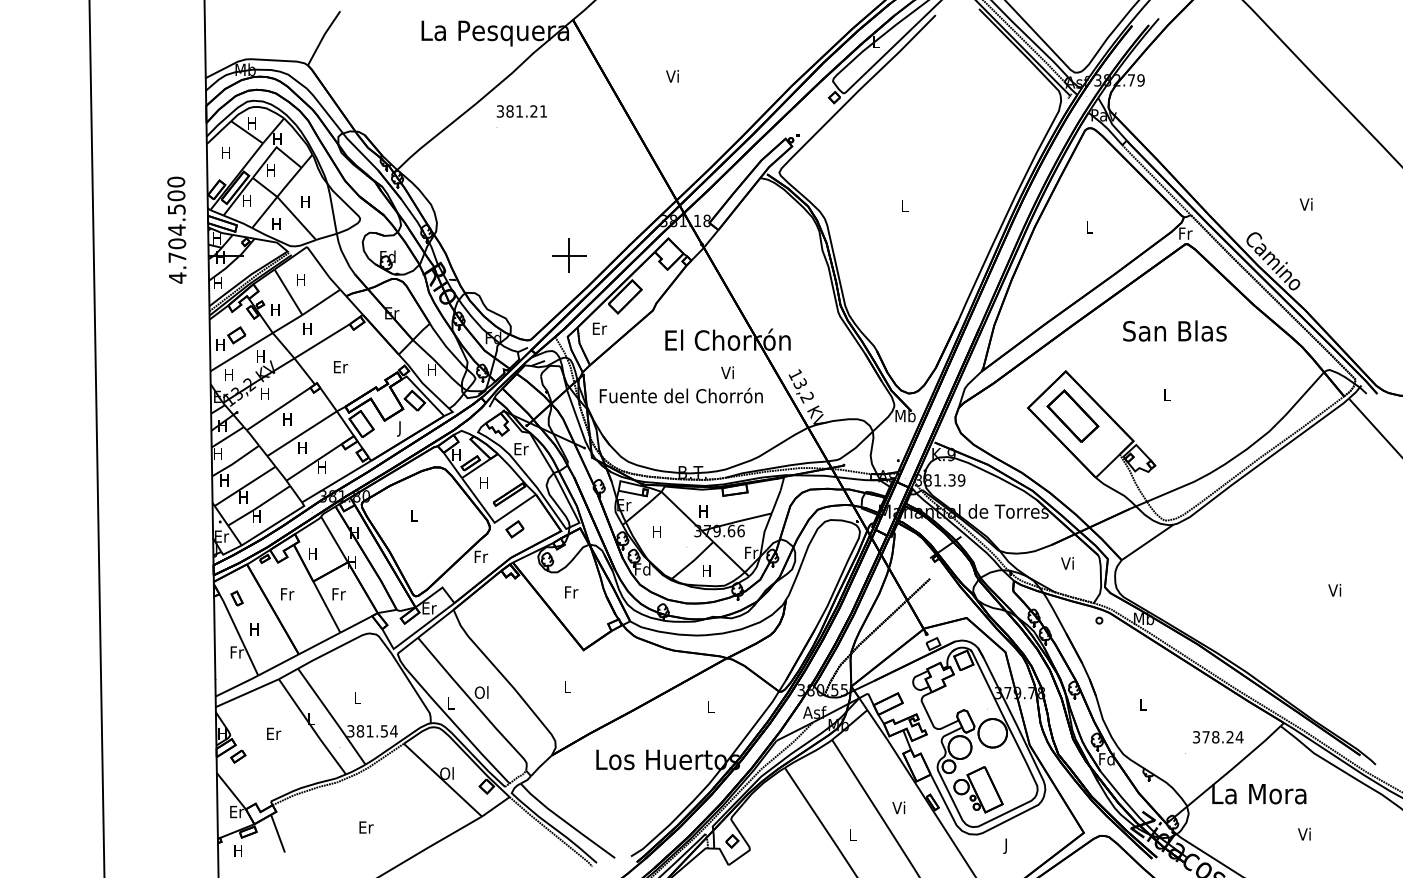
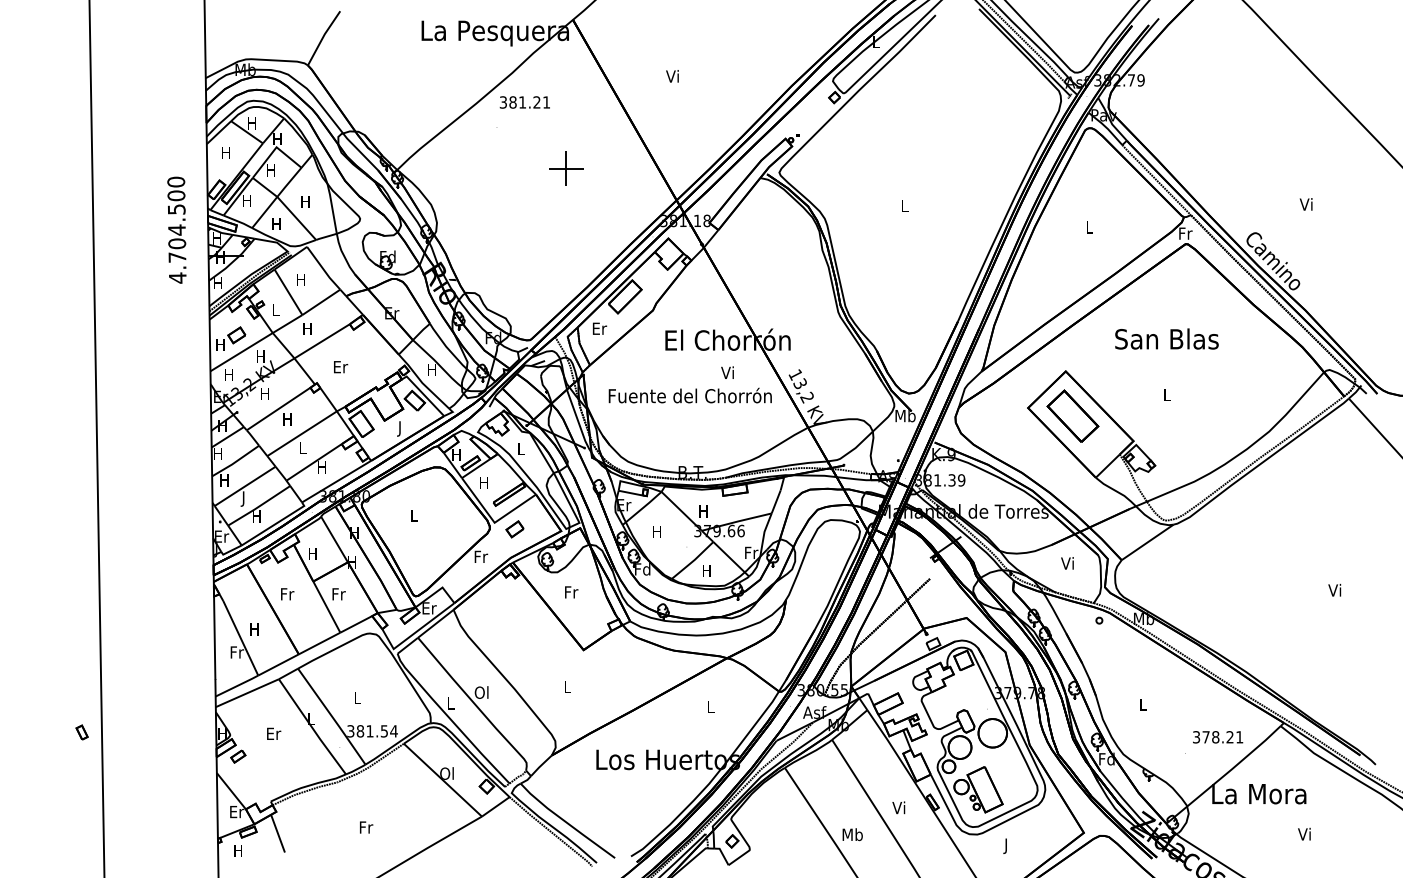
text position: (521, 111) -> (524, 102) (524, 102)
part position: (569, 255) -> (566, 168) (566, 168)
text: H -> L (275, 309)
text position: (1174, 330) -> (1166, 338) (1166, 338)
text position: (680, 395) -> (689, 395) (689, 395)
text: H -> L (302, 447)
text: Er -> L (521, 449)
text: H -> J (243, 498)
part position: (236, 598) -> (81, 732) (81, 732)
text: 378.24 -> 378.21 (1239, 737)
text: Er -> Fr (366, 827)
text: L -> Mb (852, 834)
